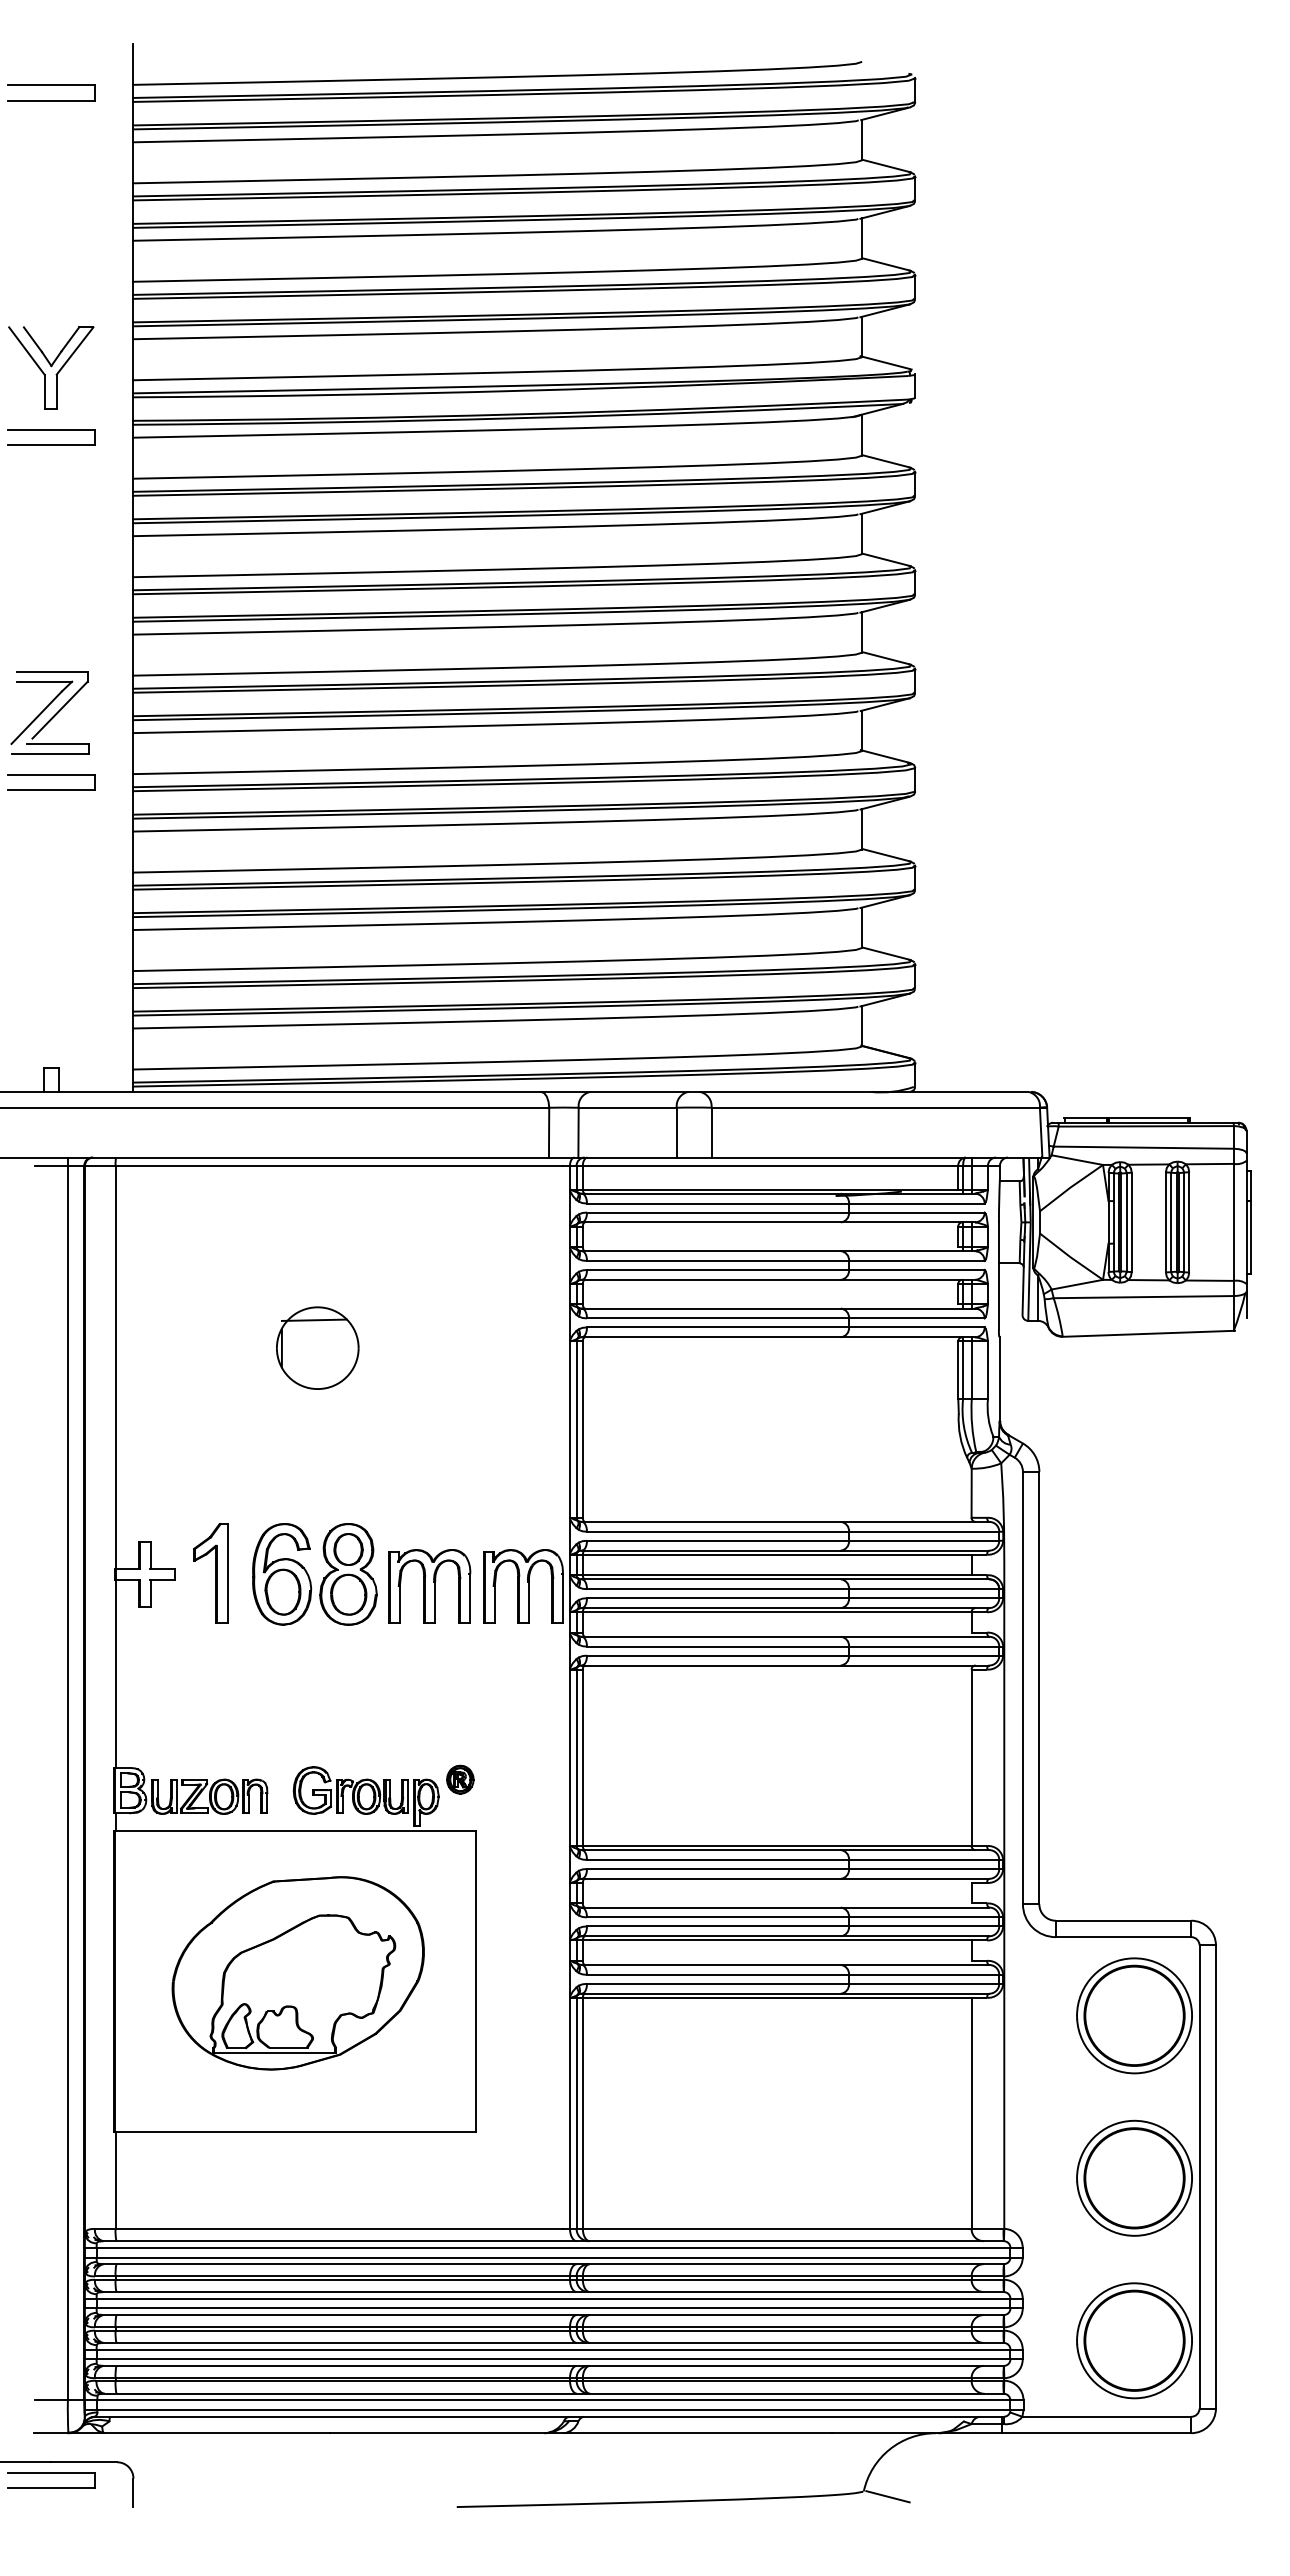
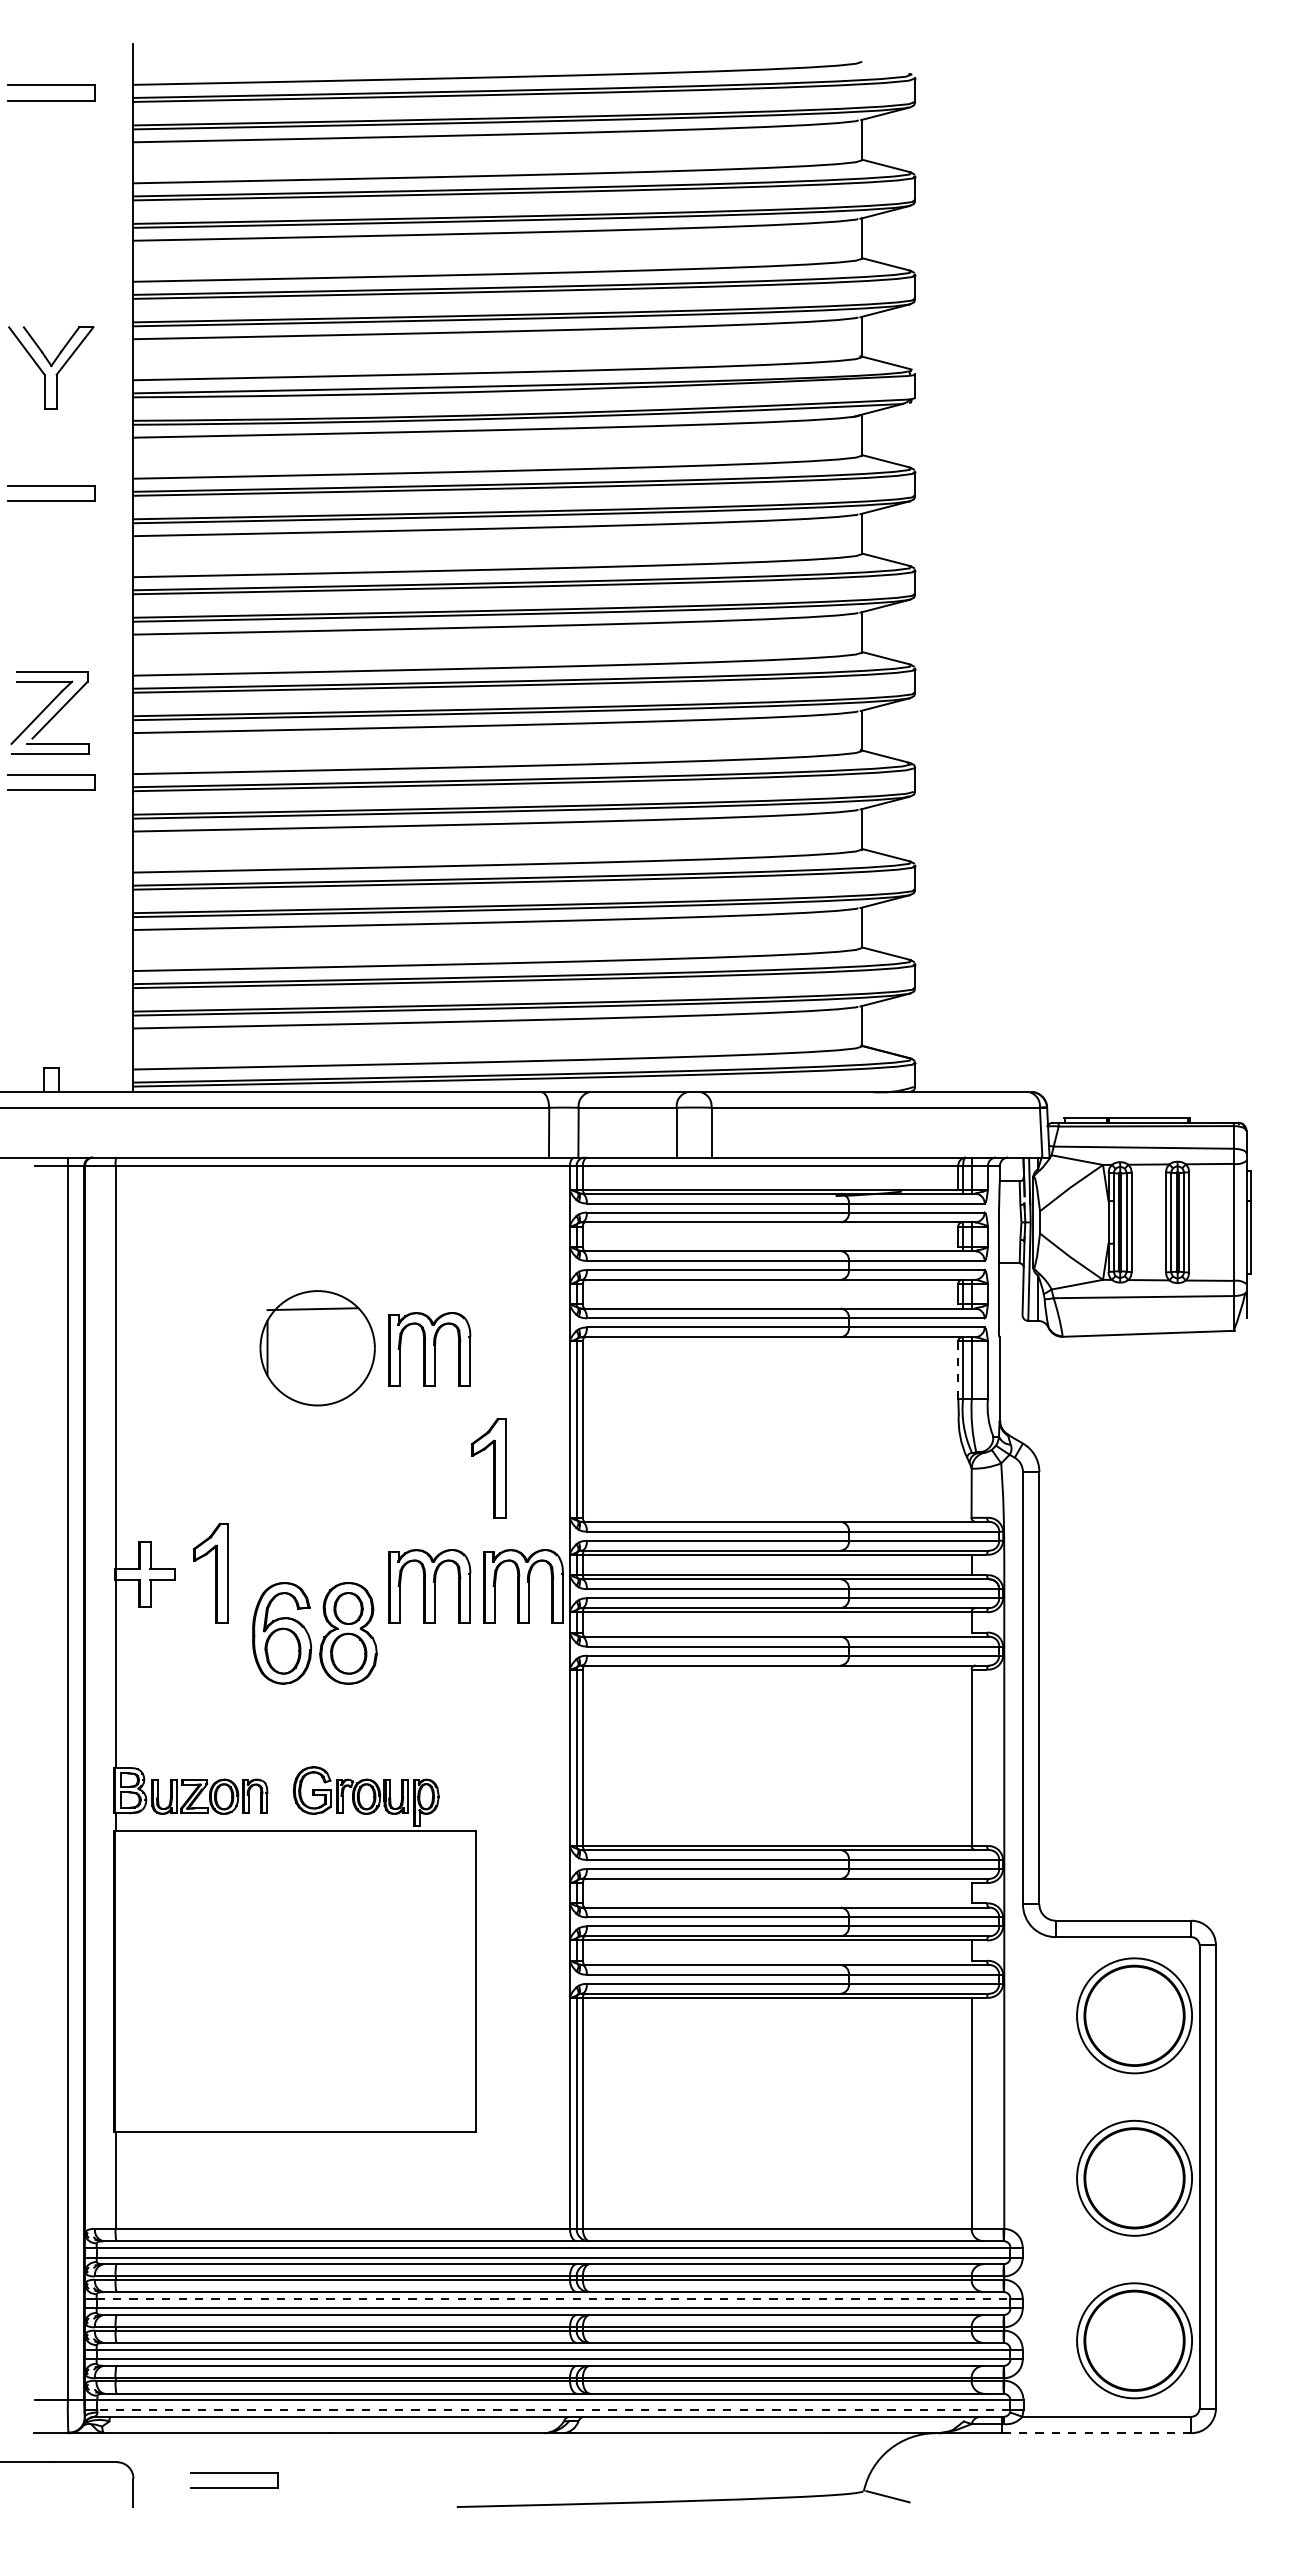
part position: (51, 430) -> (51, 486) (51, 486)
part size: 84x84 px -> 117x117 px (317, 1348)
part: none -> present (429, 1349)
line: solid -> dashed (958, 1370)
part: none -> present (488, 1468)
part position: (314, 1574) -> (314, 1633) (314, 1633)
part: present -> none (460, 1779)
part: present -> none (297, 1973)
line: solid -> dashed (553, 2298)
line: solid -> dashed (553, 2410)
line: solid -> dashed (1096, 2433)
part position: (51, 2473) -> (234, 2473) (234, 2473)
